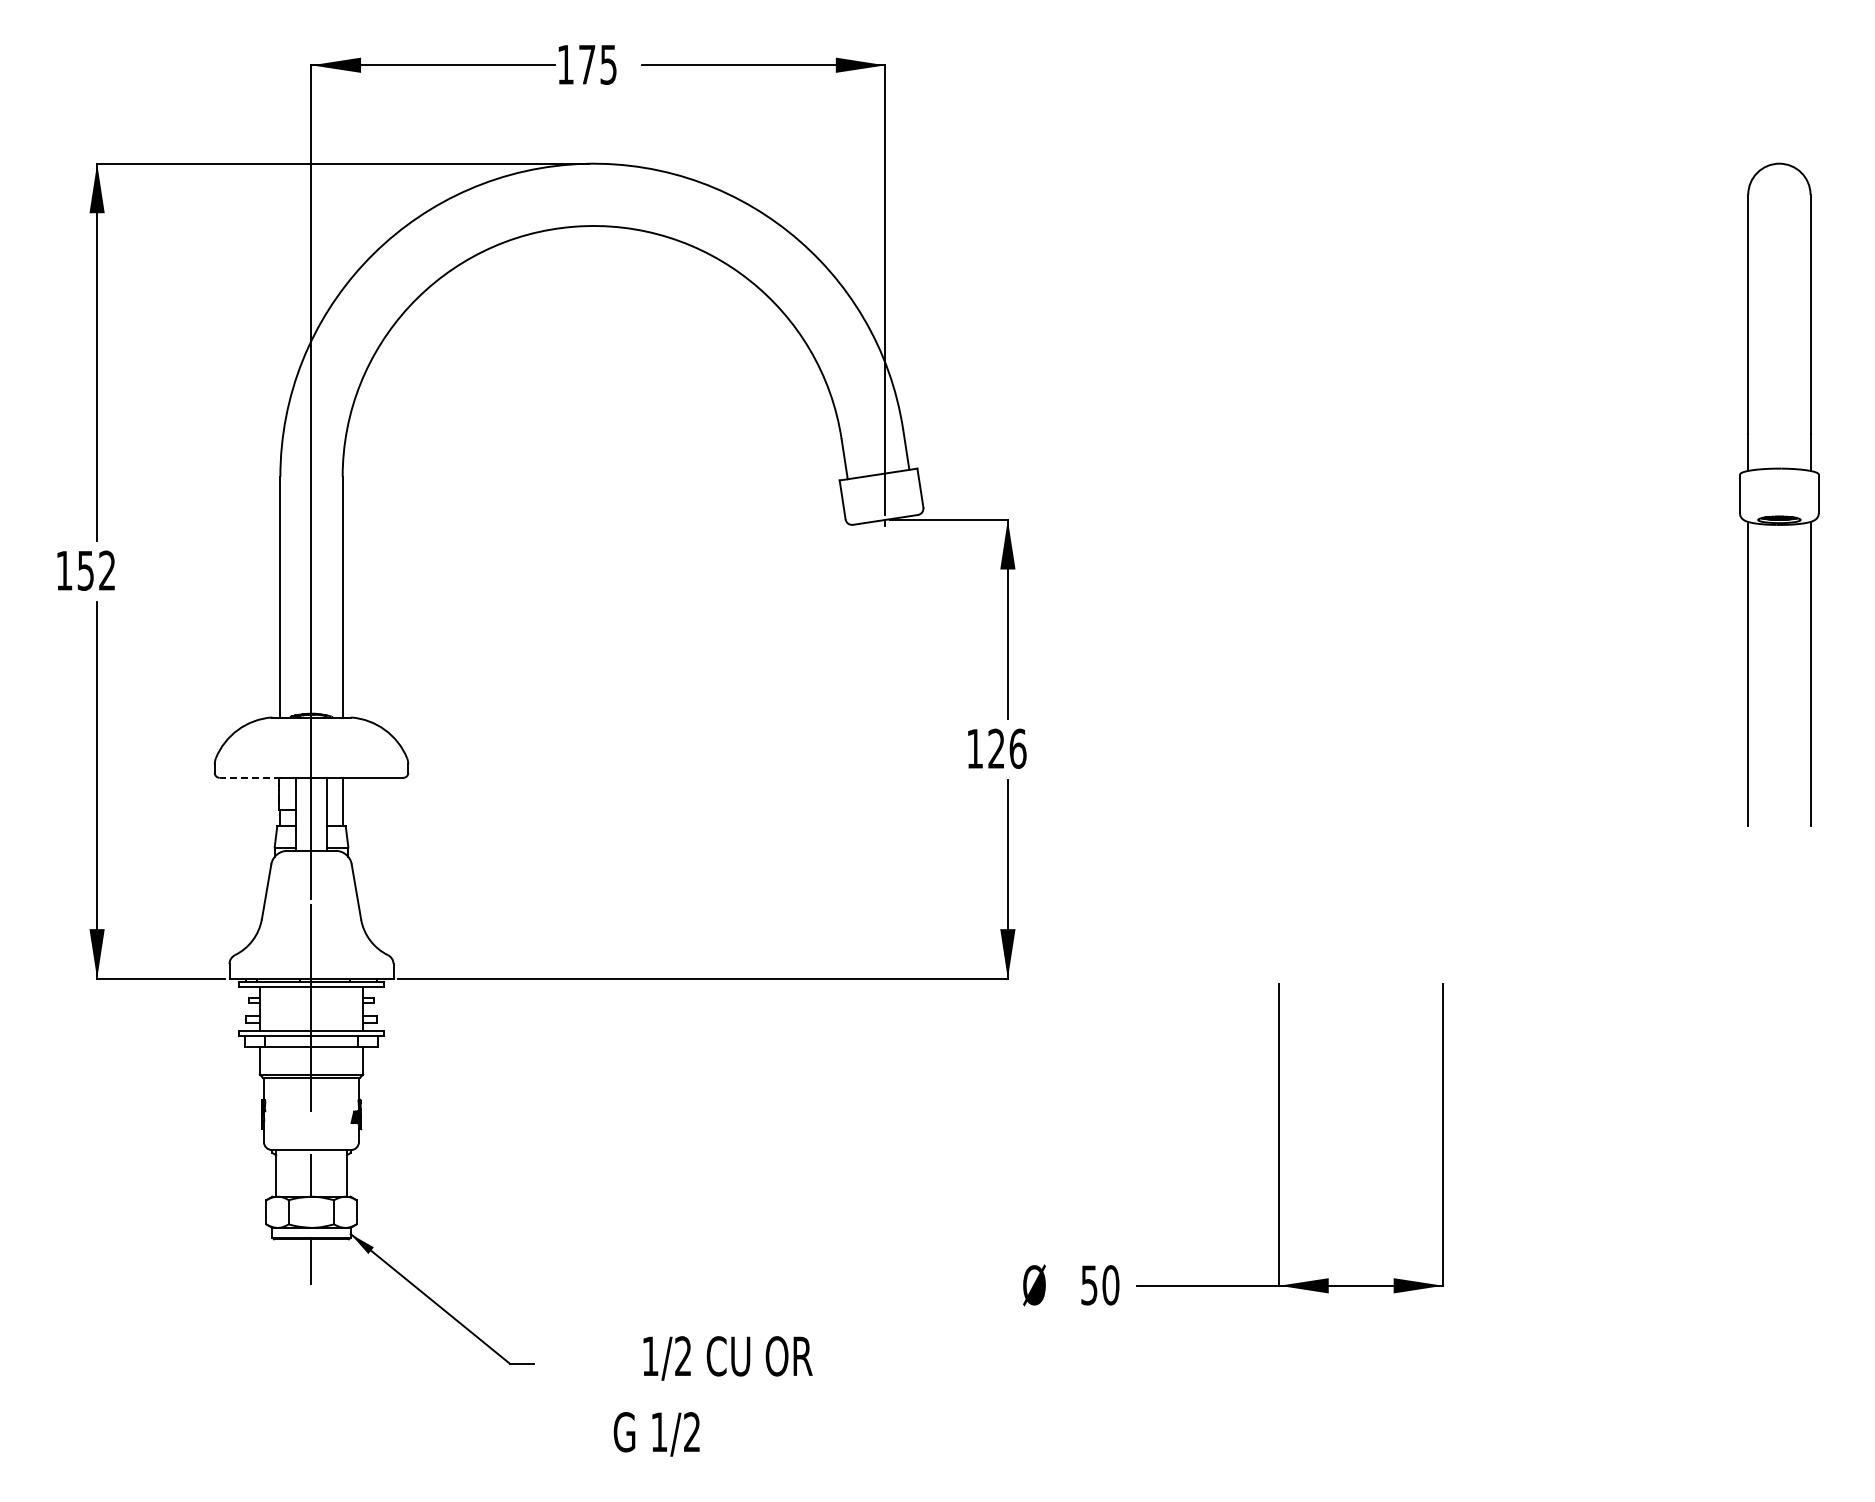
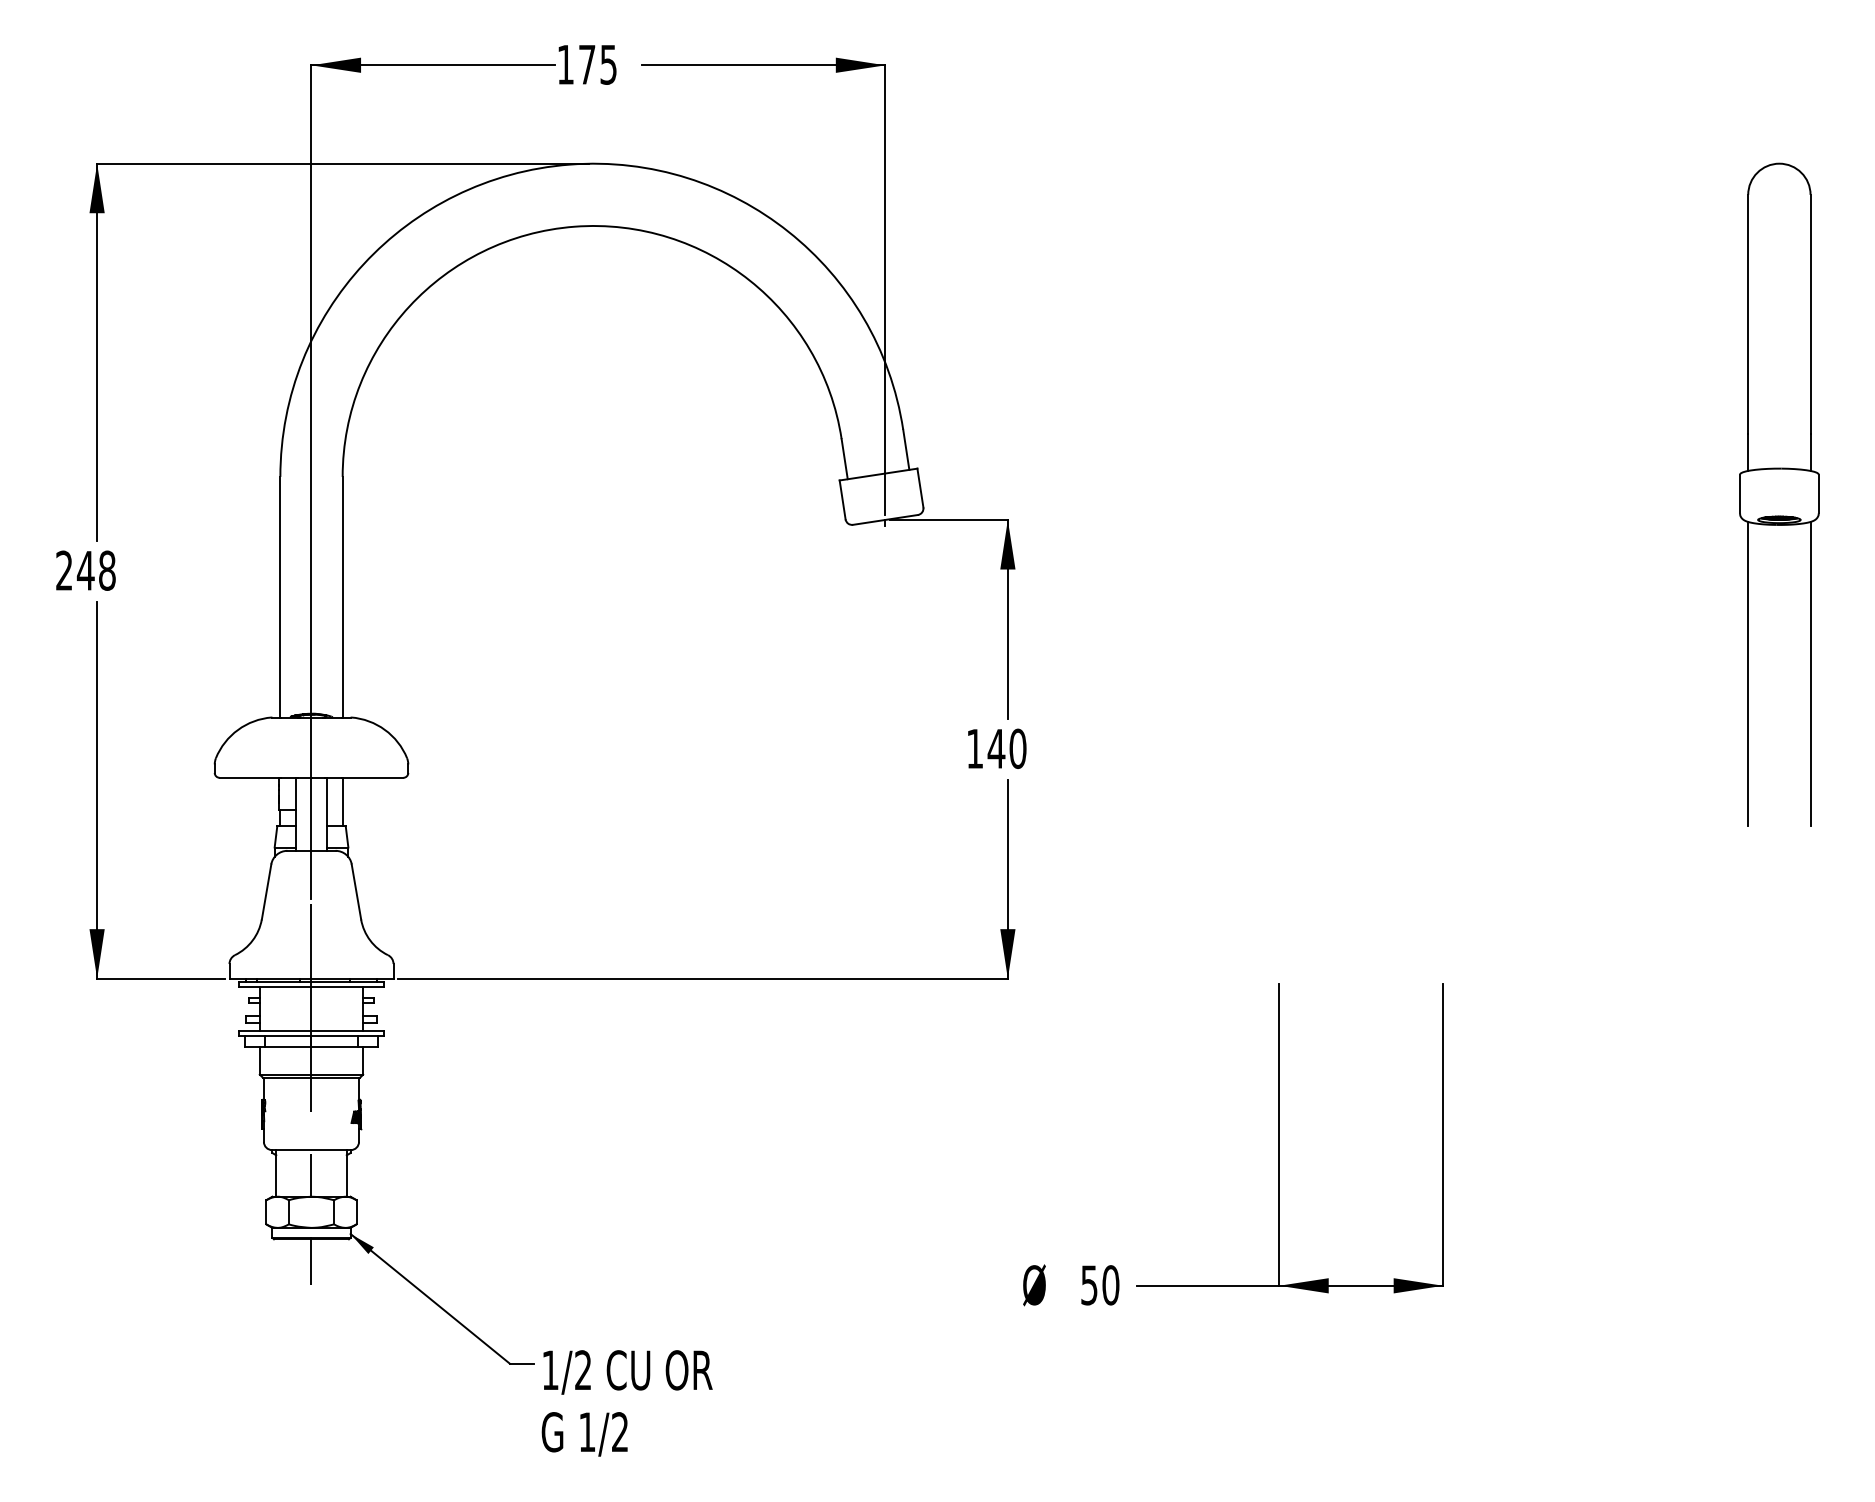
text: 152 -> 248 (85, 570)
text: 126 -> 140 (1006, 748)
line: dashed -> solid (250, 777)
text position: (727, 1358) -> (627, 1372) (627, 1372)
text position: (656, 1434) -> (584, 1434) (584, 1434)
